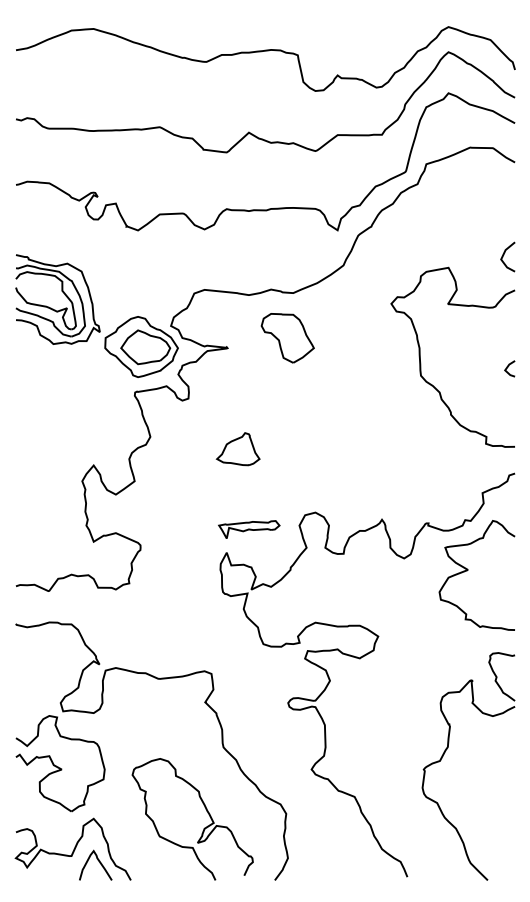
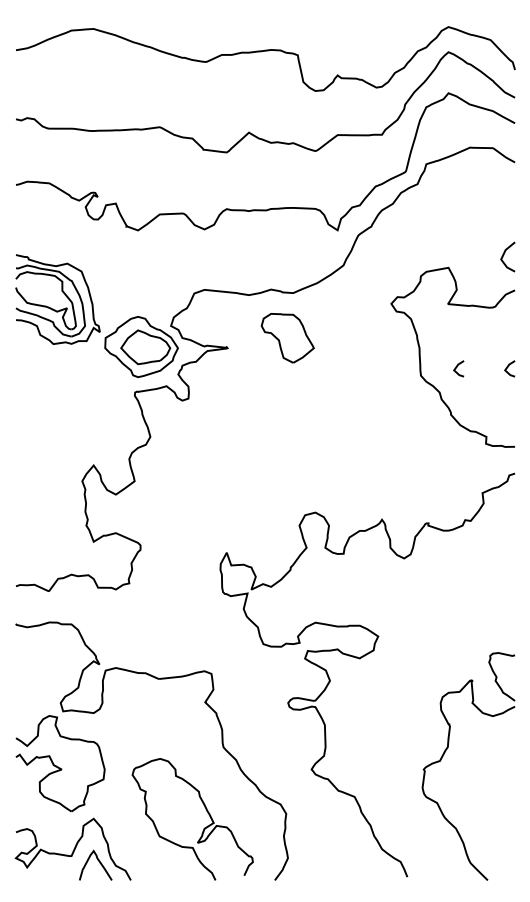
line: none -> present (457, 367)
part: present -> none (237, 449)
part: present -> none (249, 529)
curve: present -> none (468, 570)
